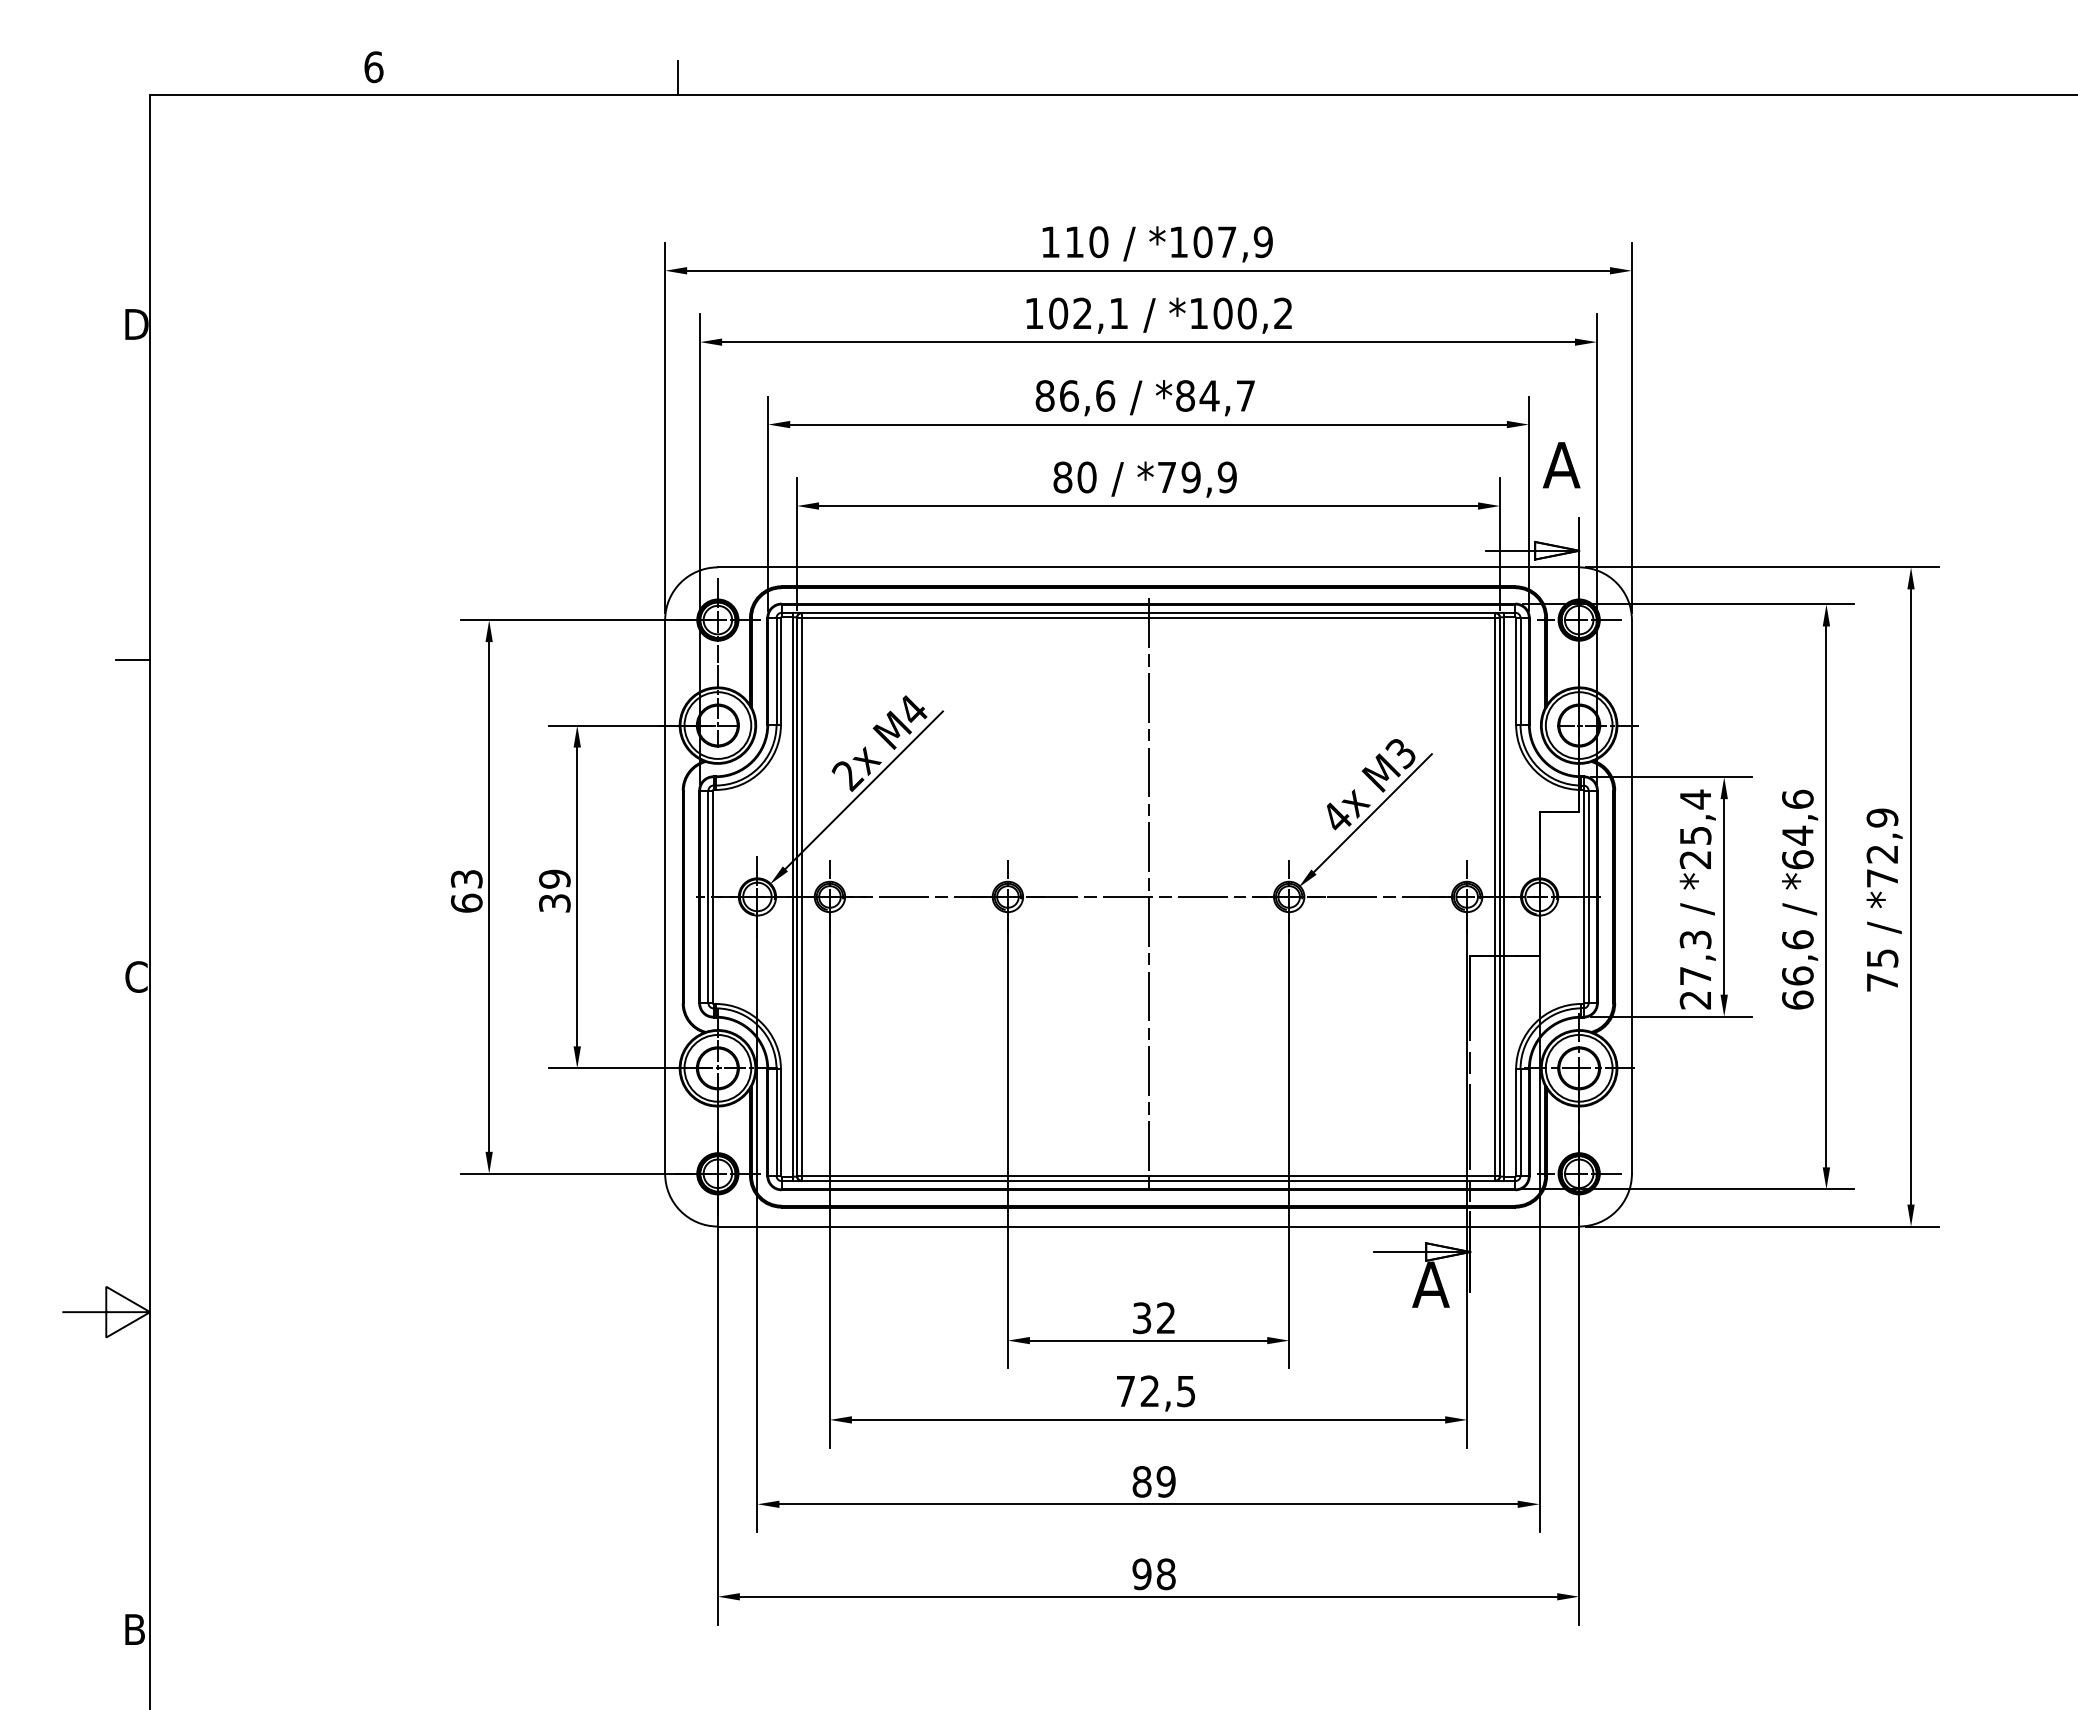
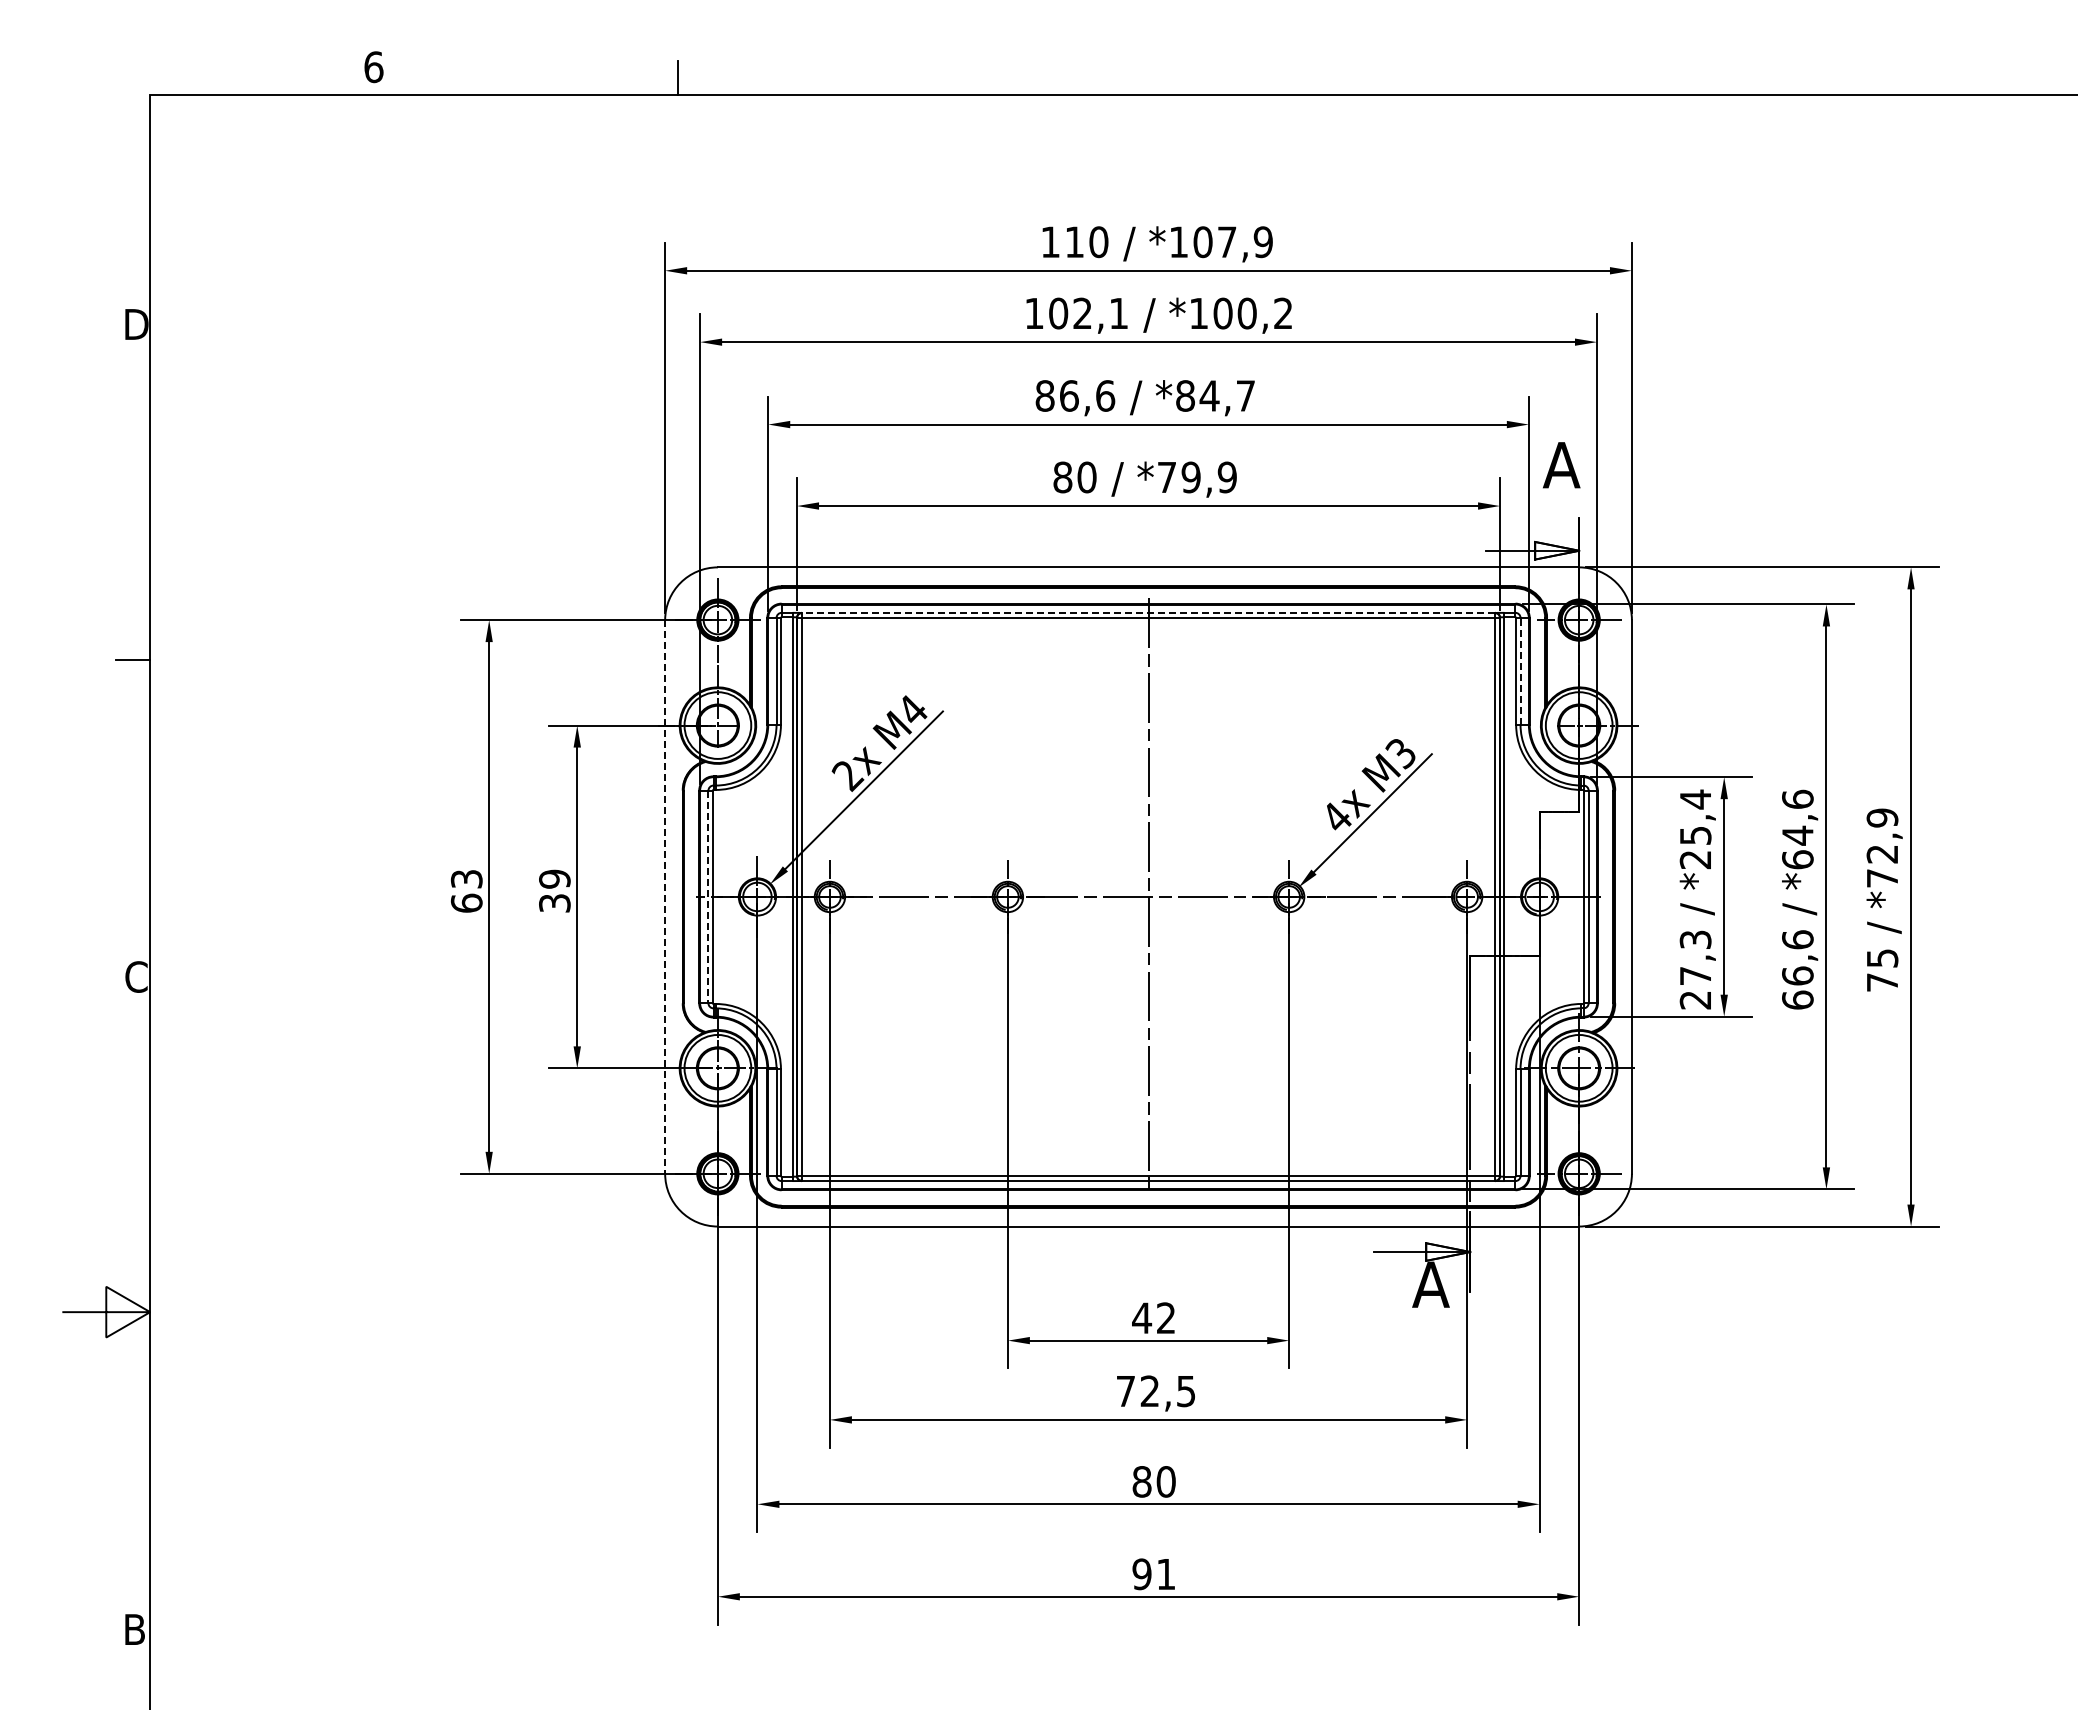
line: solid -> dashed (1148, 613)
line: solid -> dashed (1520, 670)
line: solid -> dashed (665, 896)
line: solid -> dashed (708, 897)
text: 32 -> 42 (1142, 1318)
text: 89 -> 80 (1165, 1481)
text: 98 -> 91 (1165, 1574)
